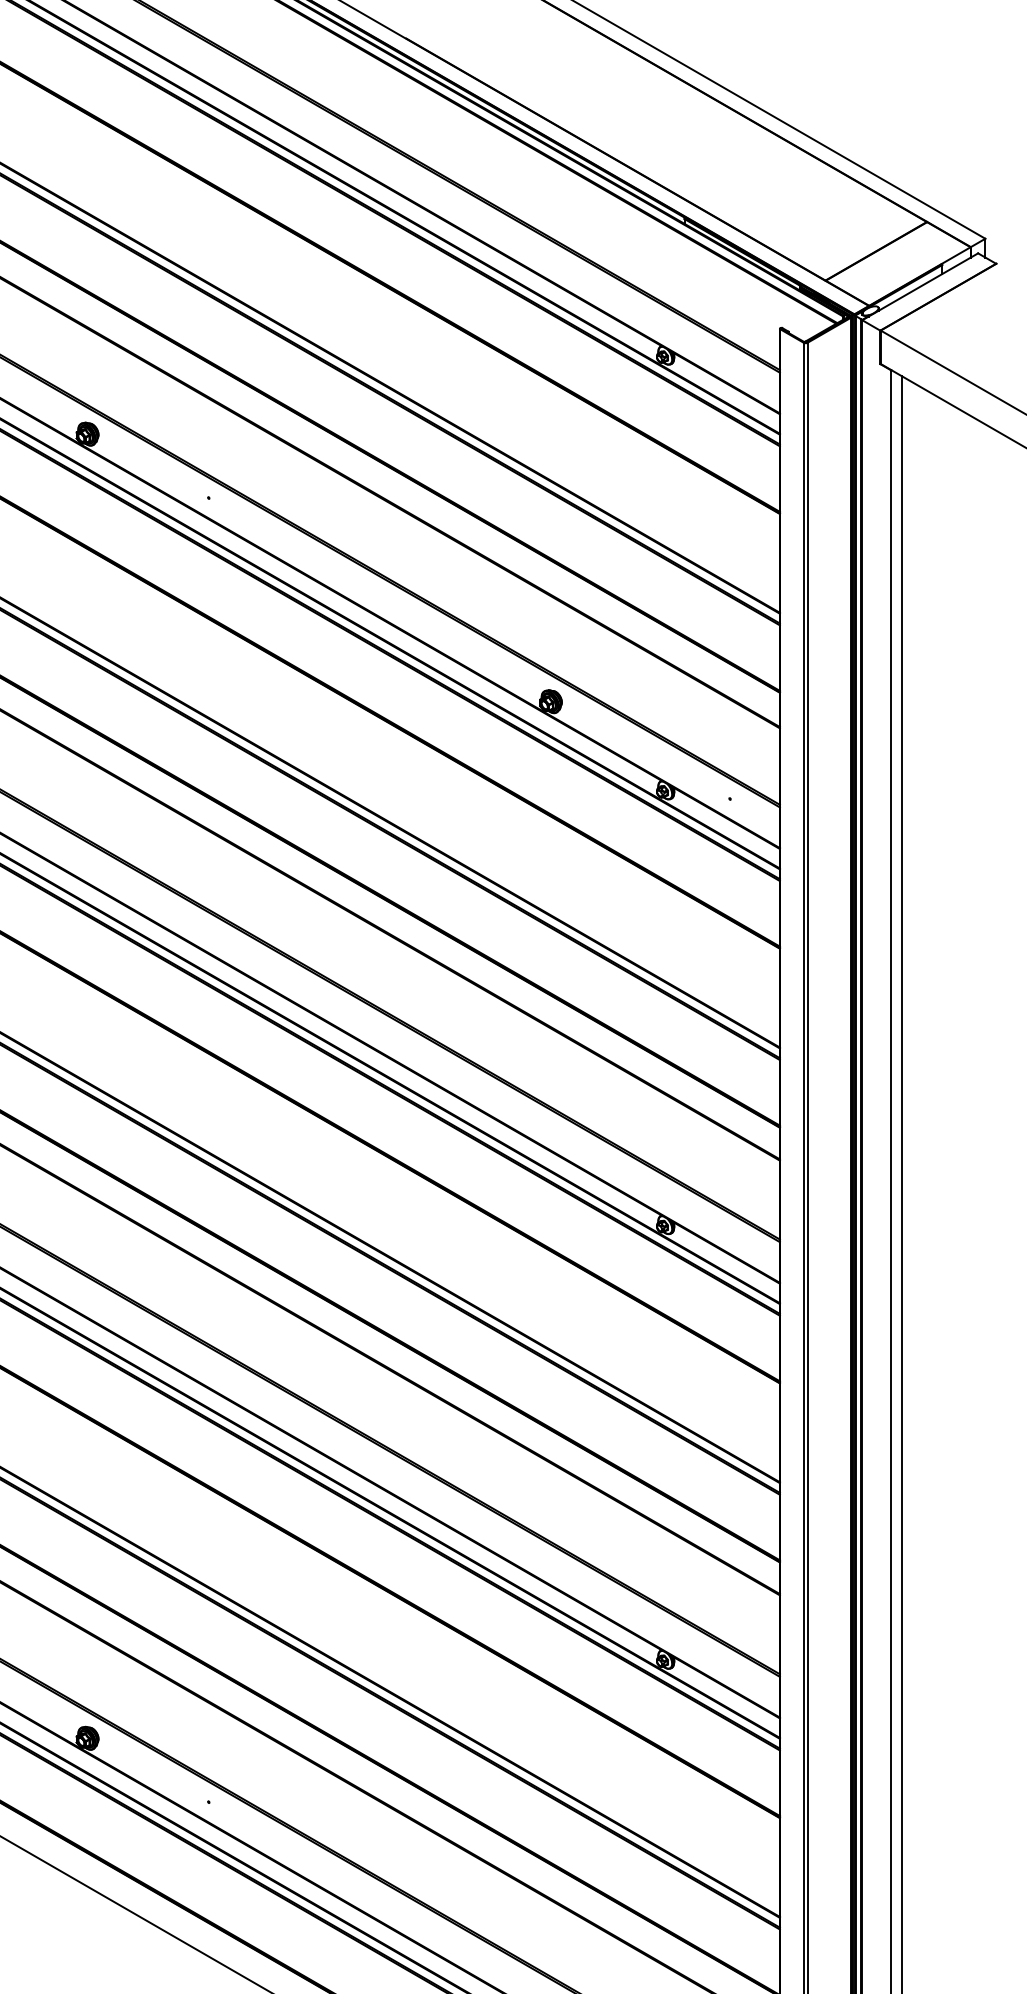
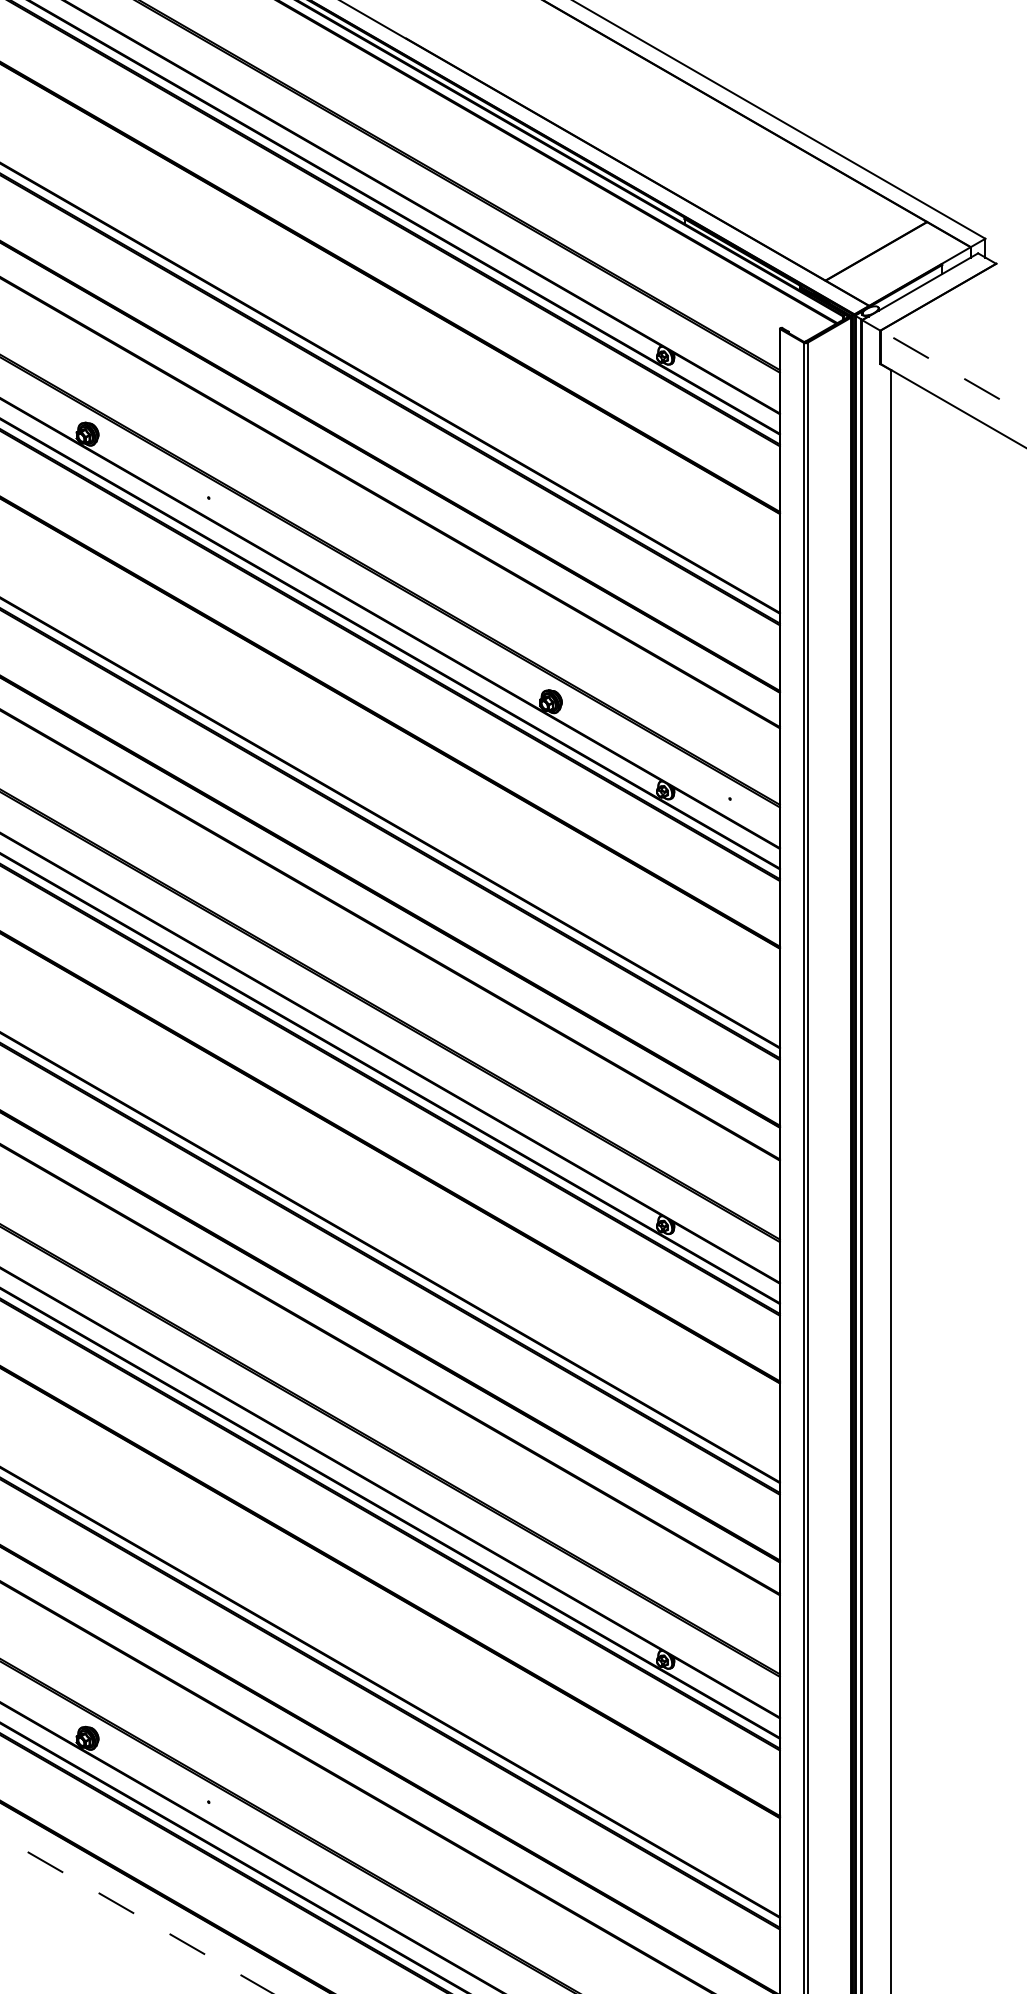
line: solid -> dashed (953, 372)
line: present -> none (902, 1183)
line: solid -> dashed (137, 1915)
